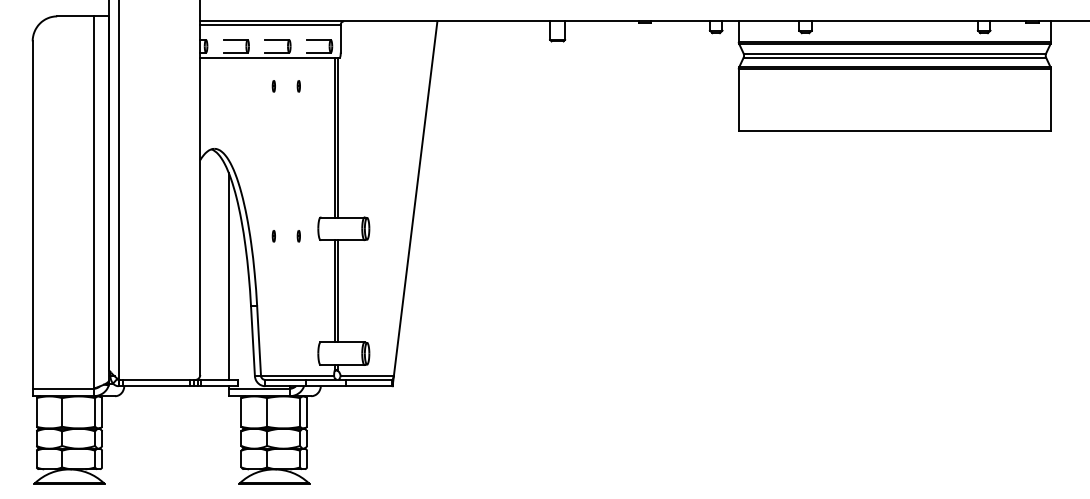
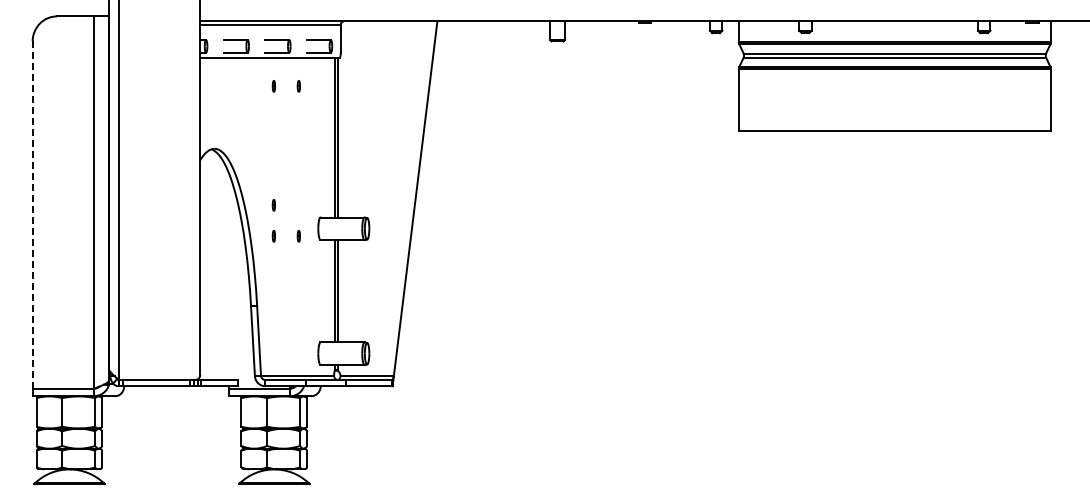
part: none -> present (273, 205)
line: solid -> dashed (32, 215)
line: present -> none (228, 275)
